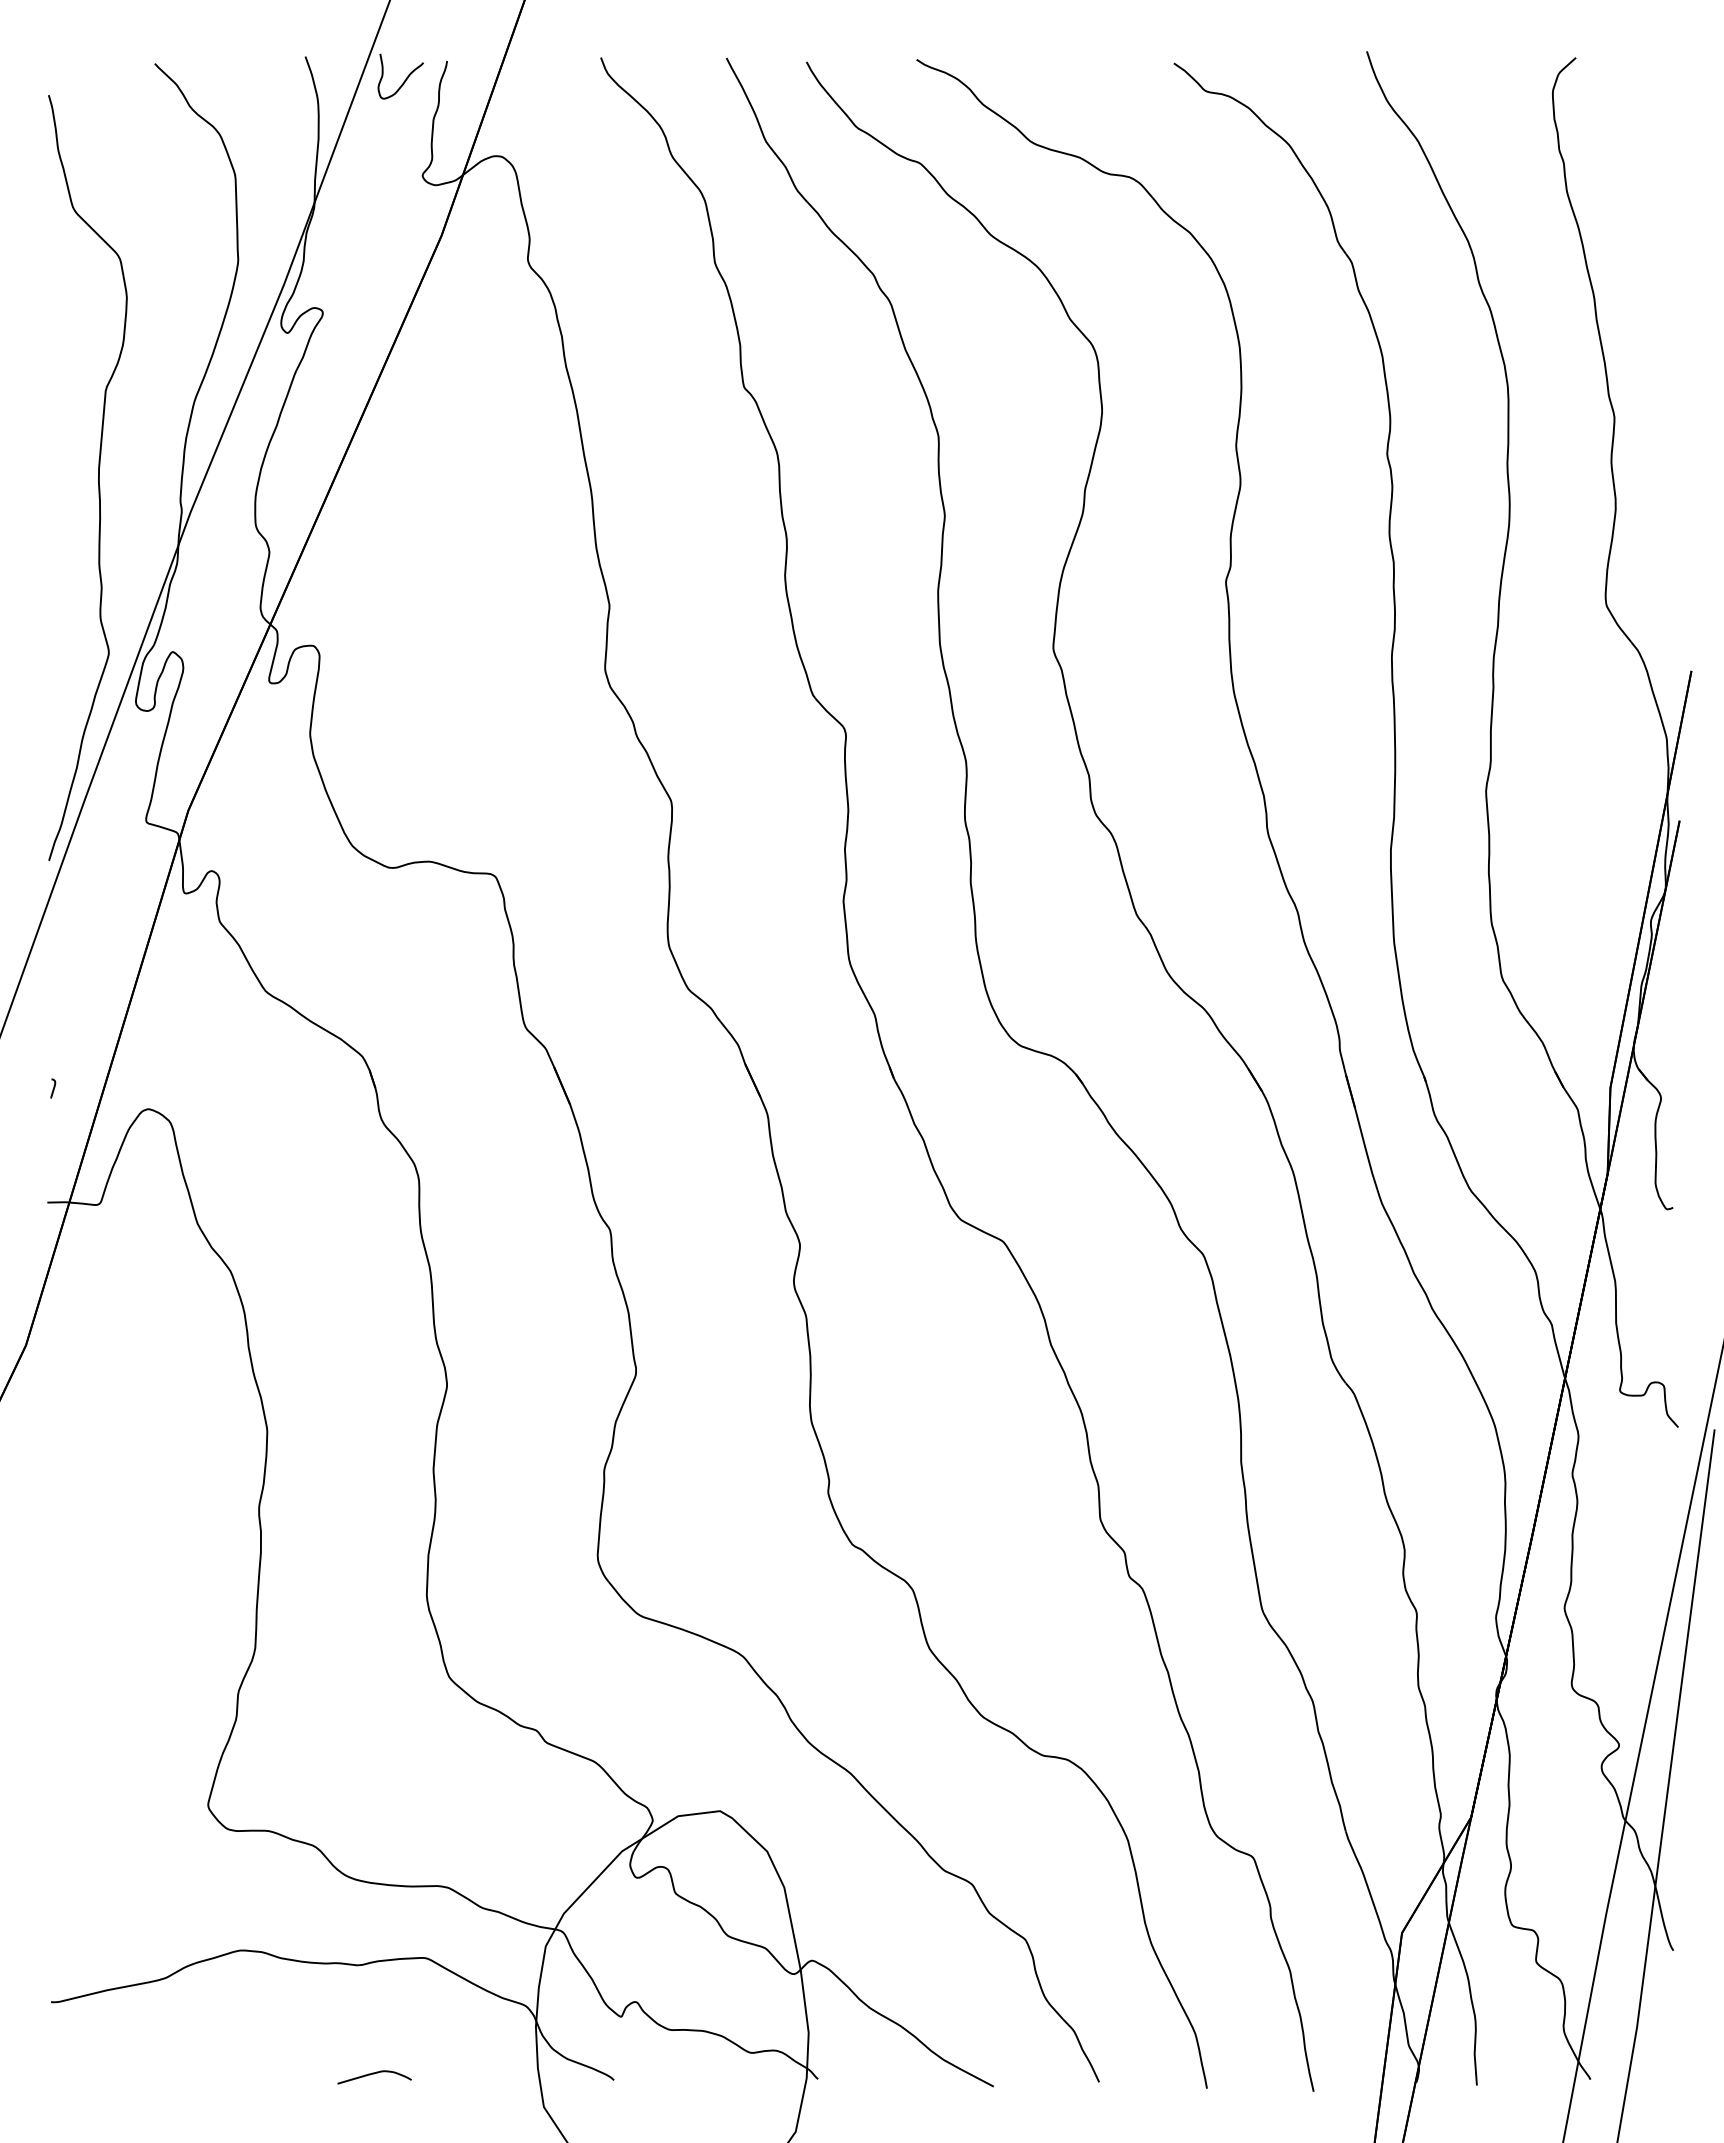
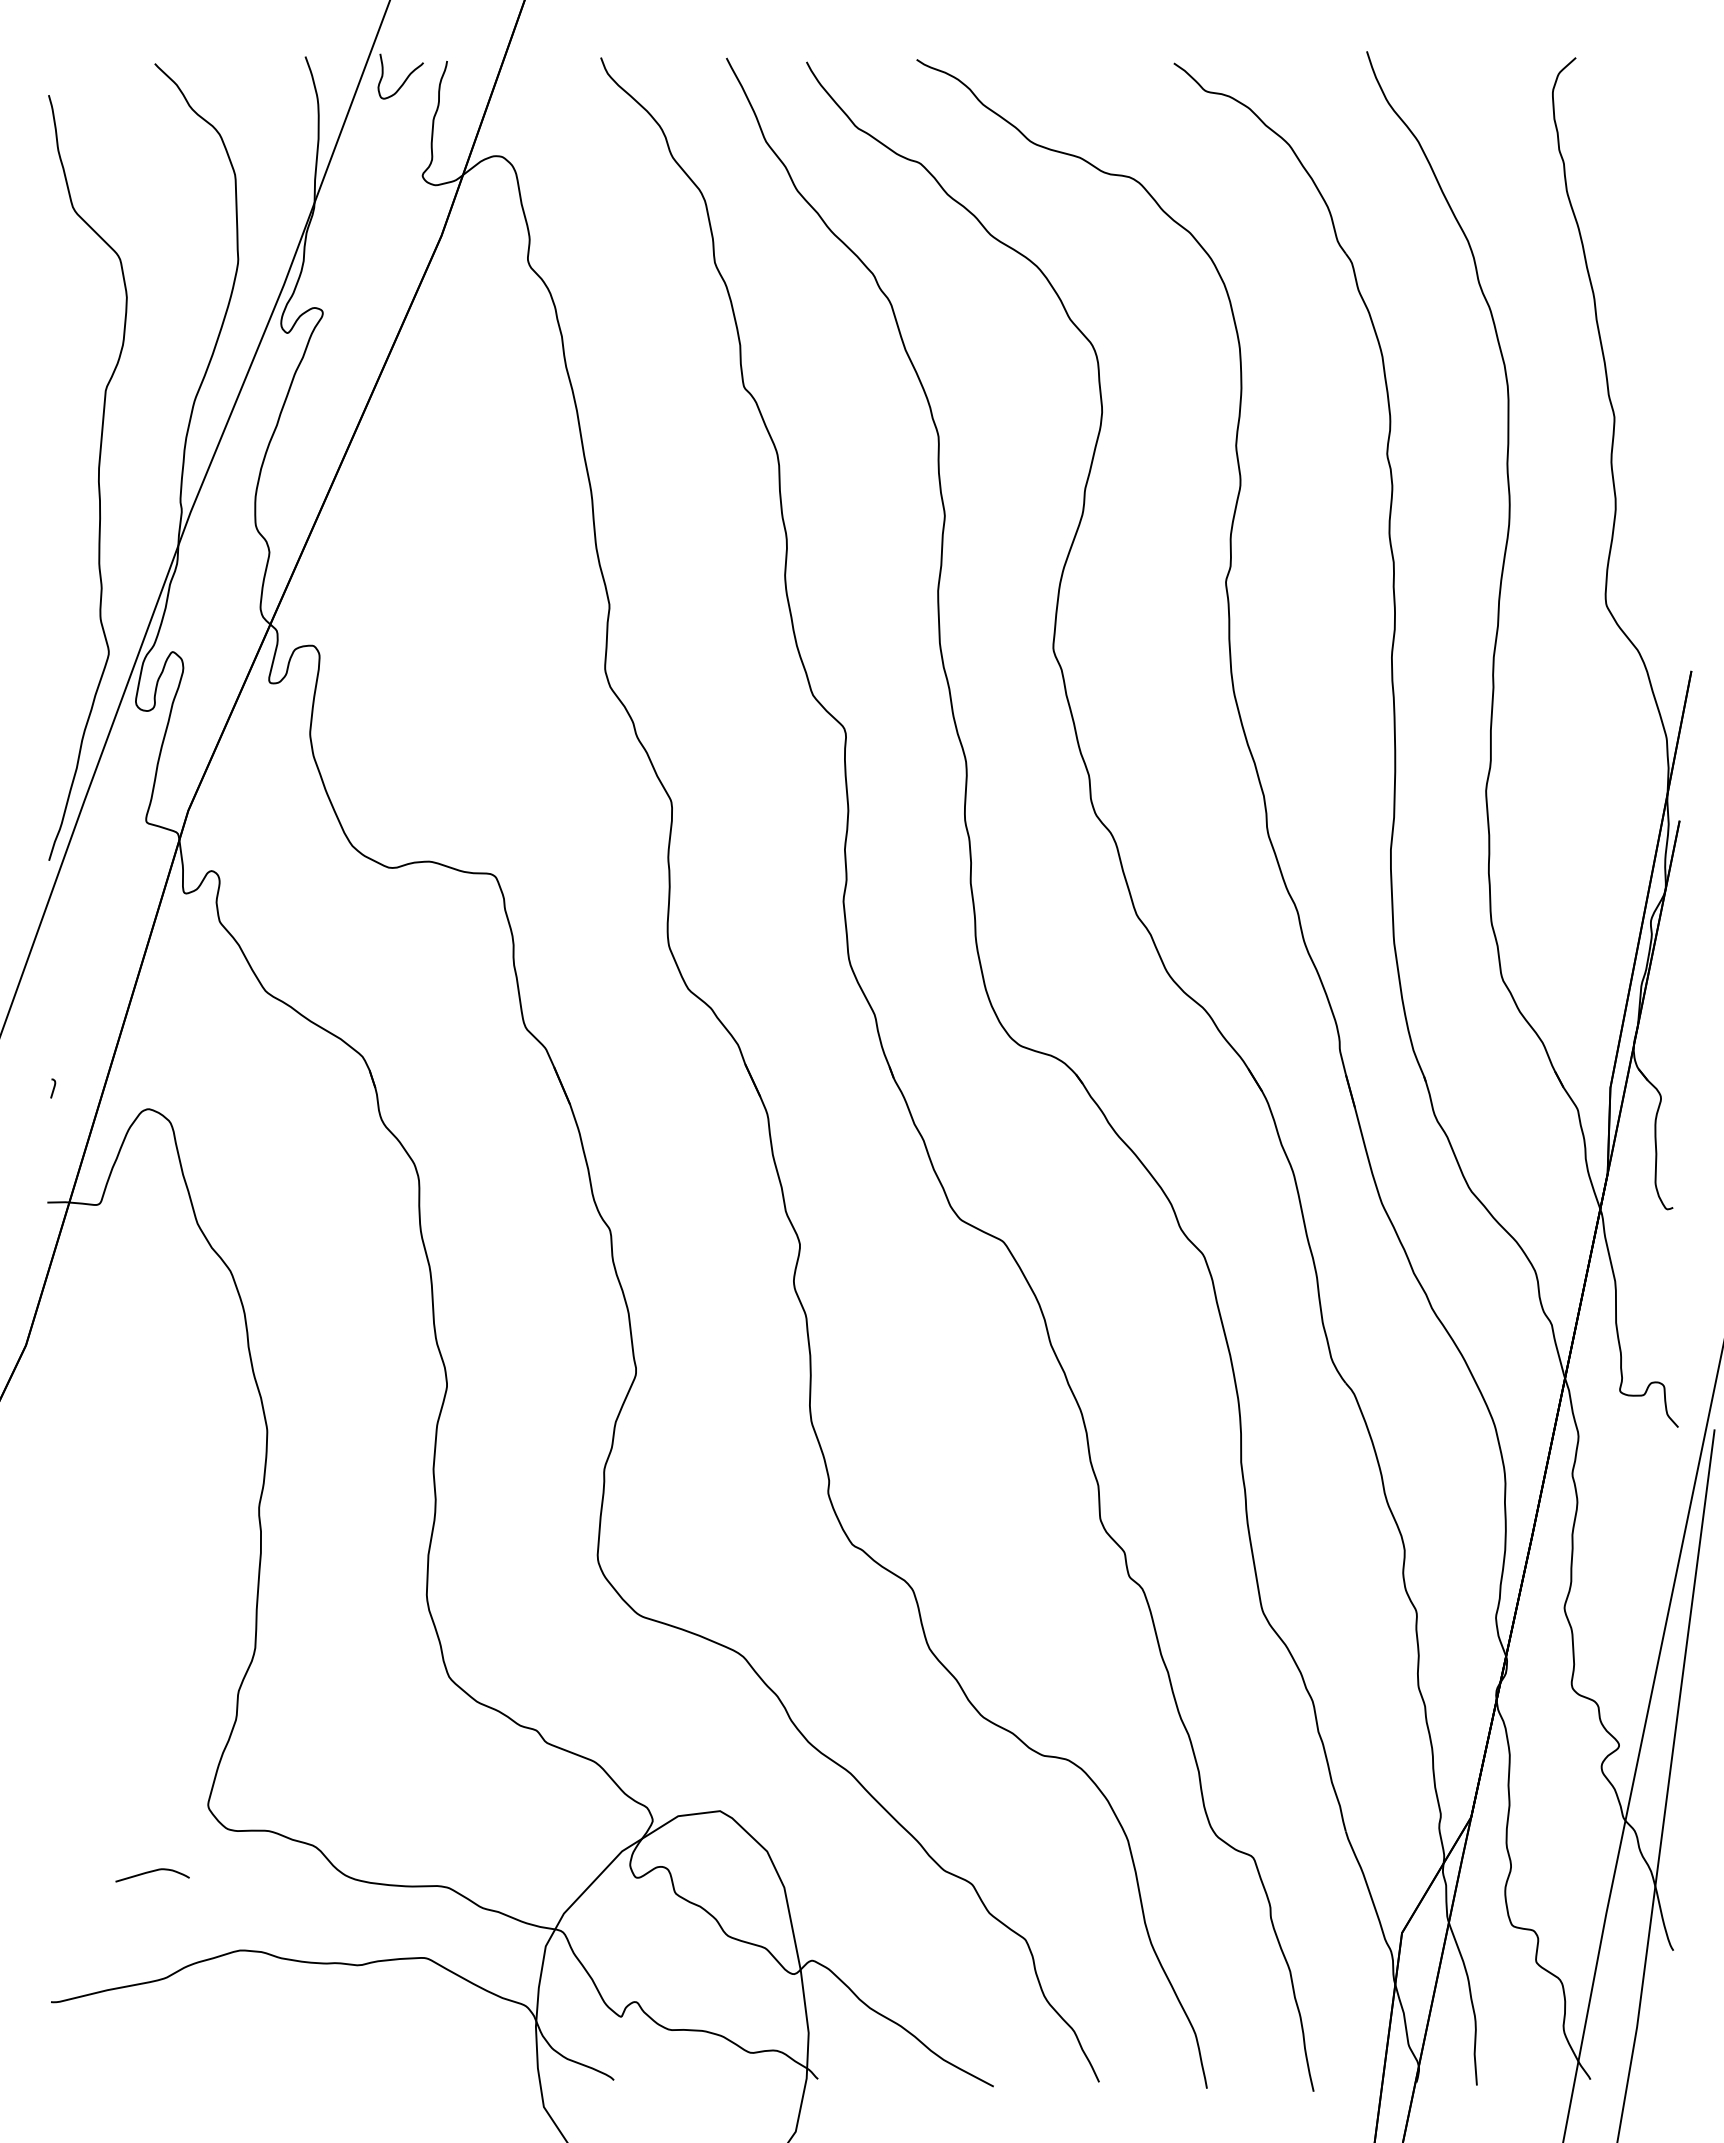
curve position: (374, 2074) -> (152, 1872) (152, 1872)
